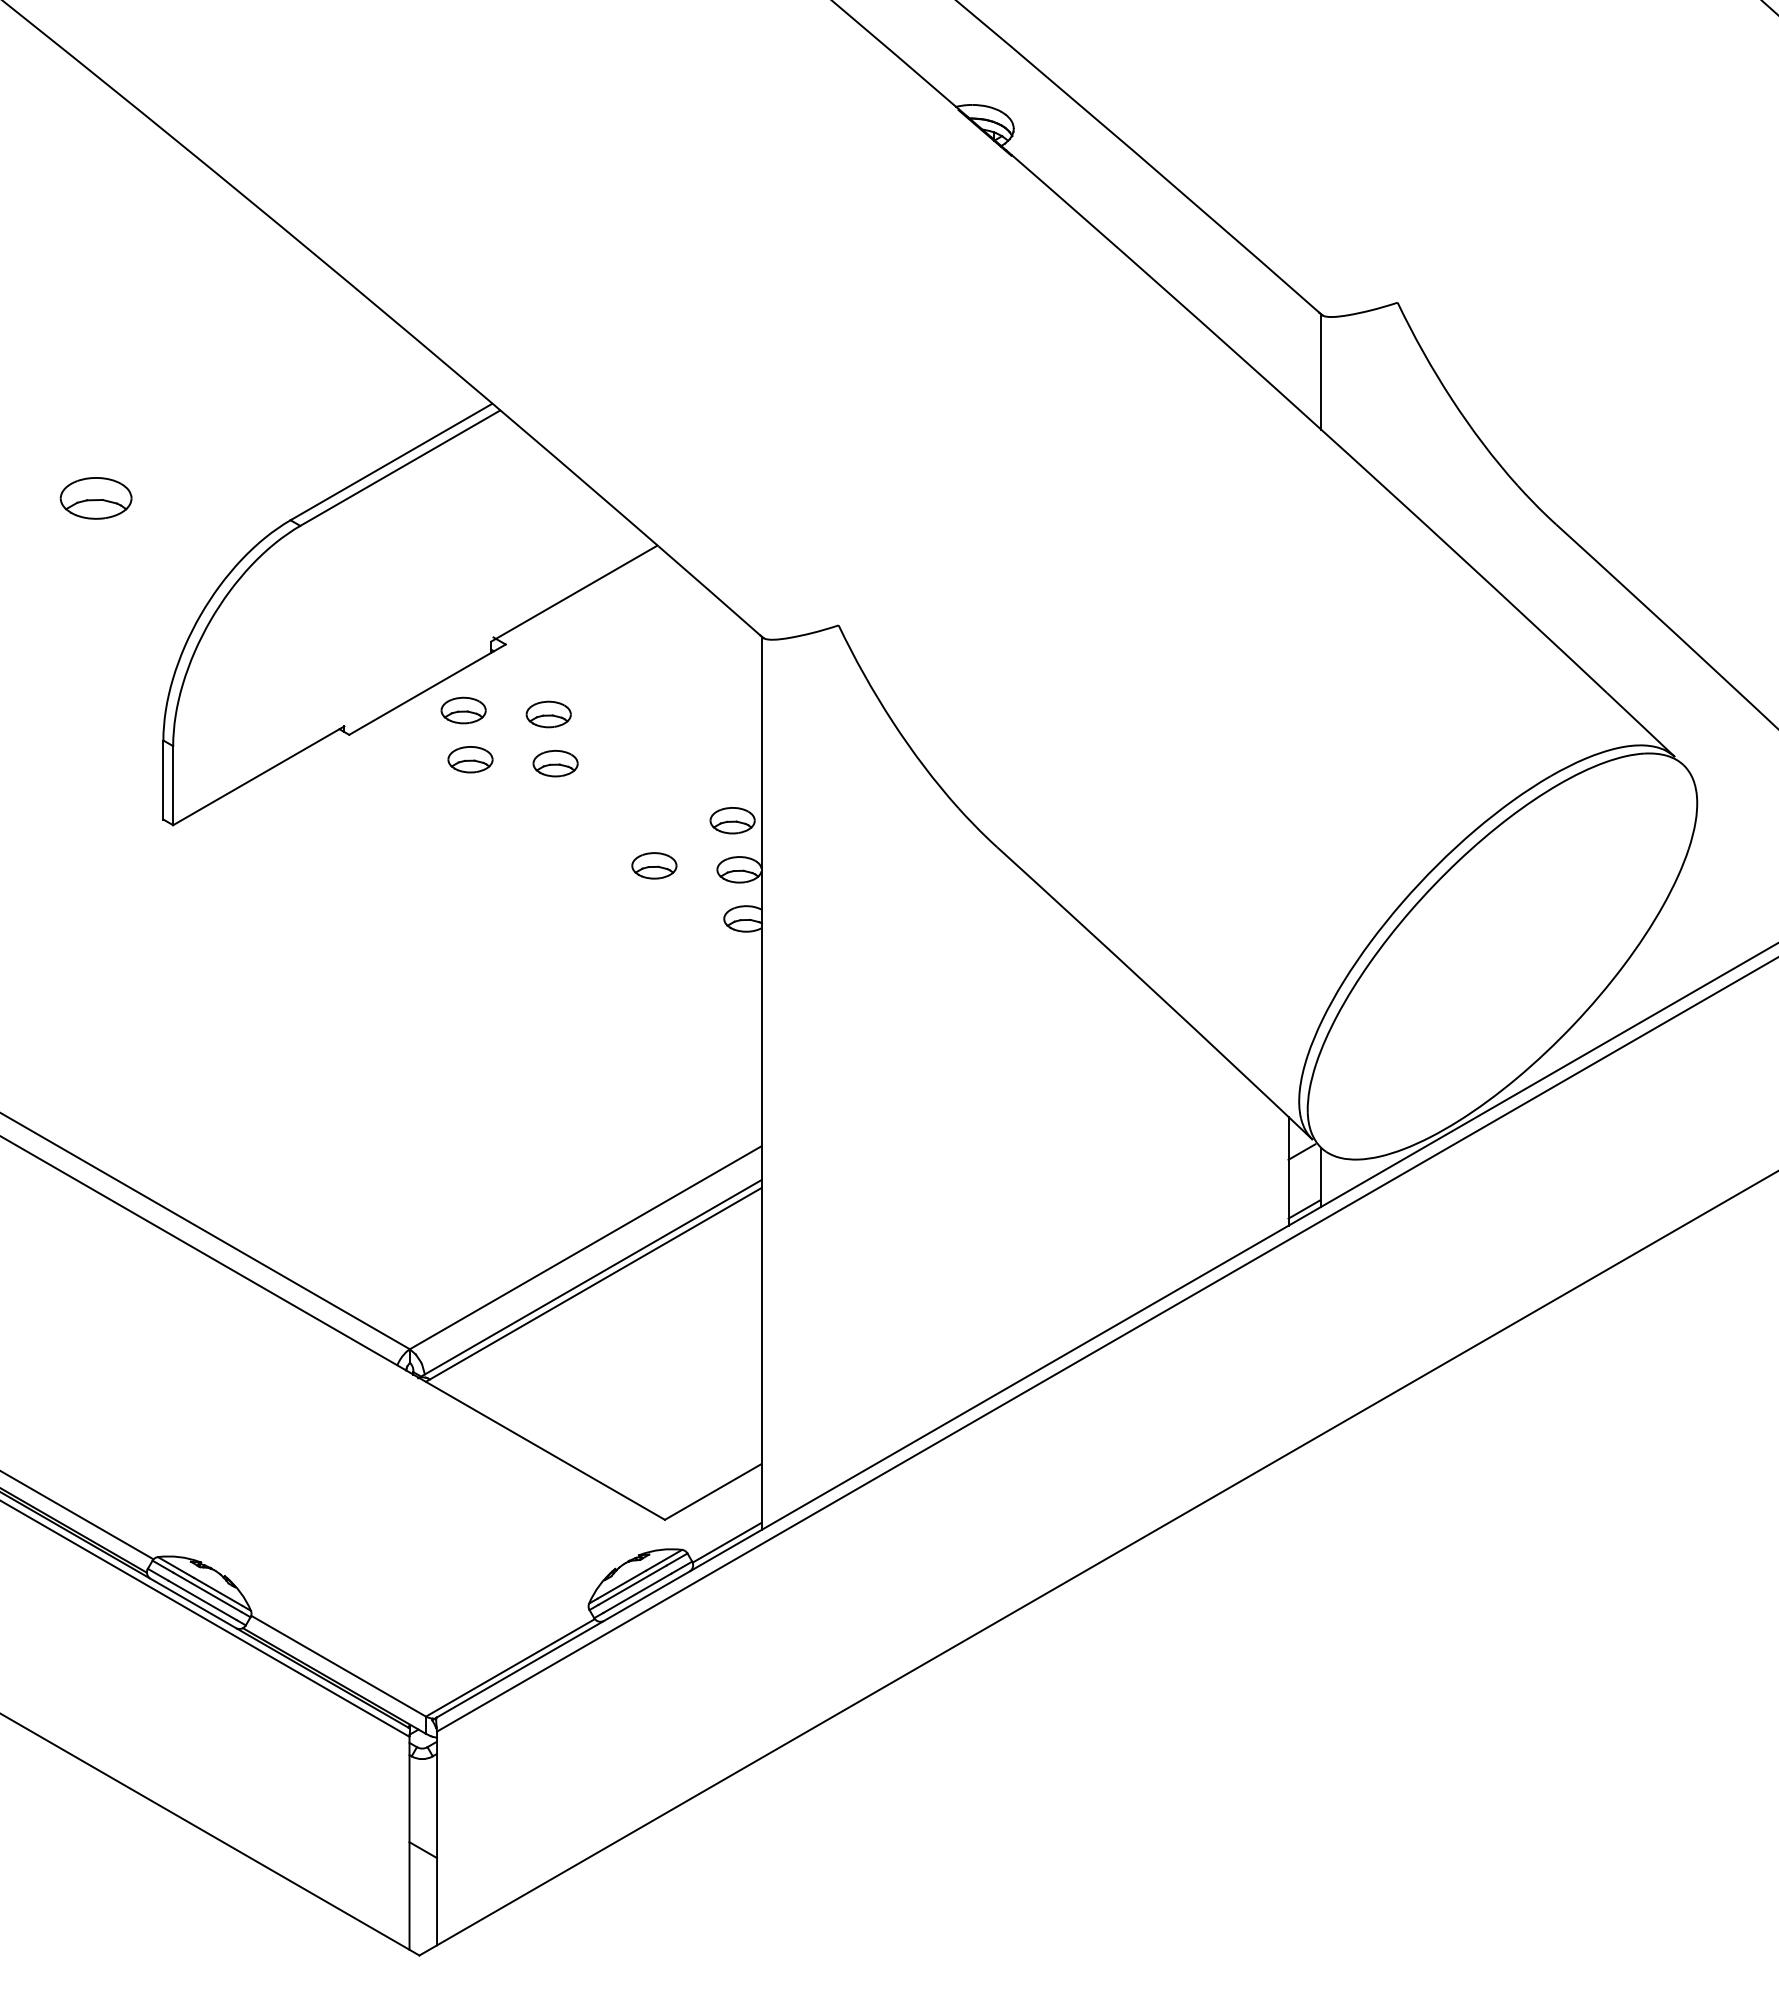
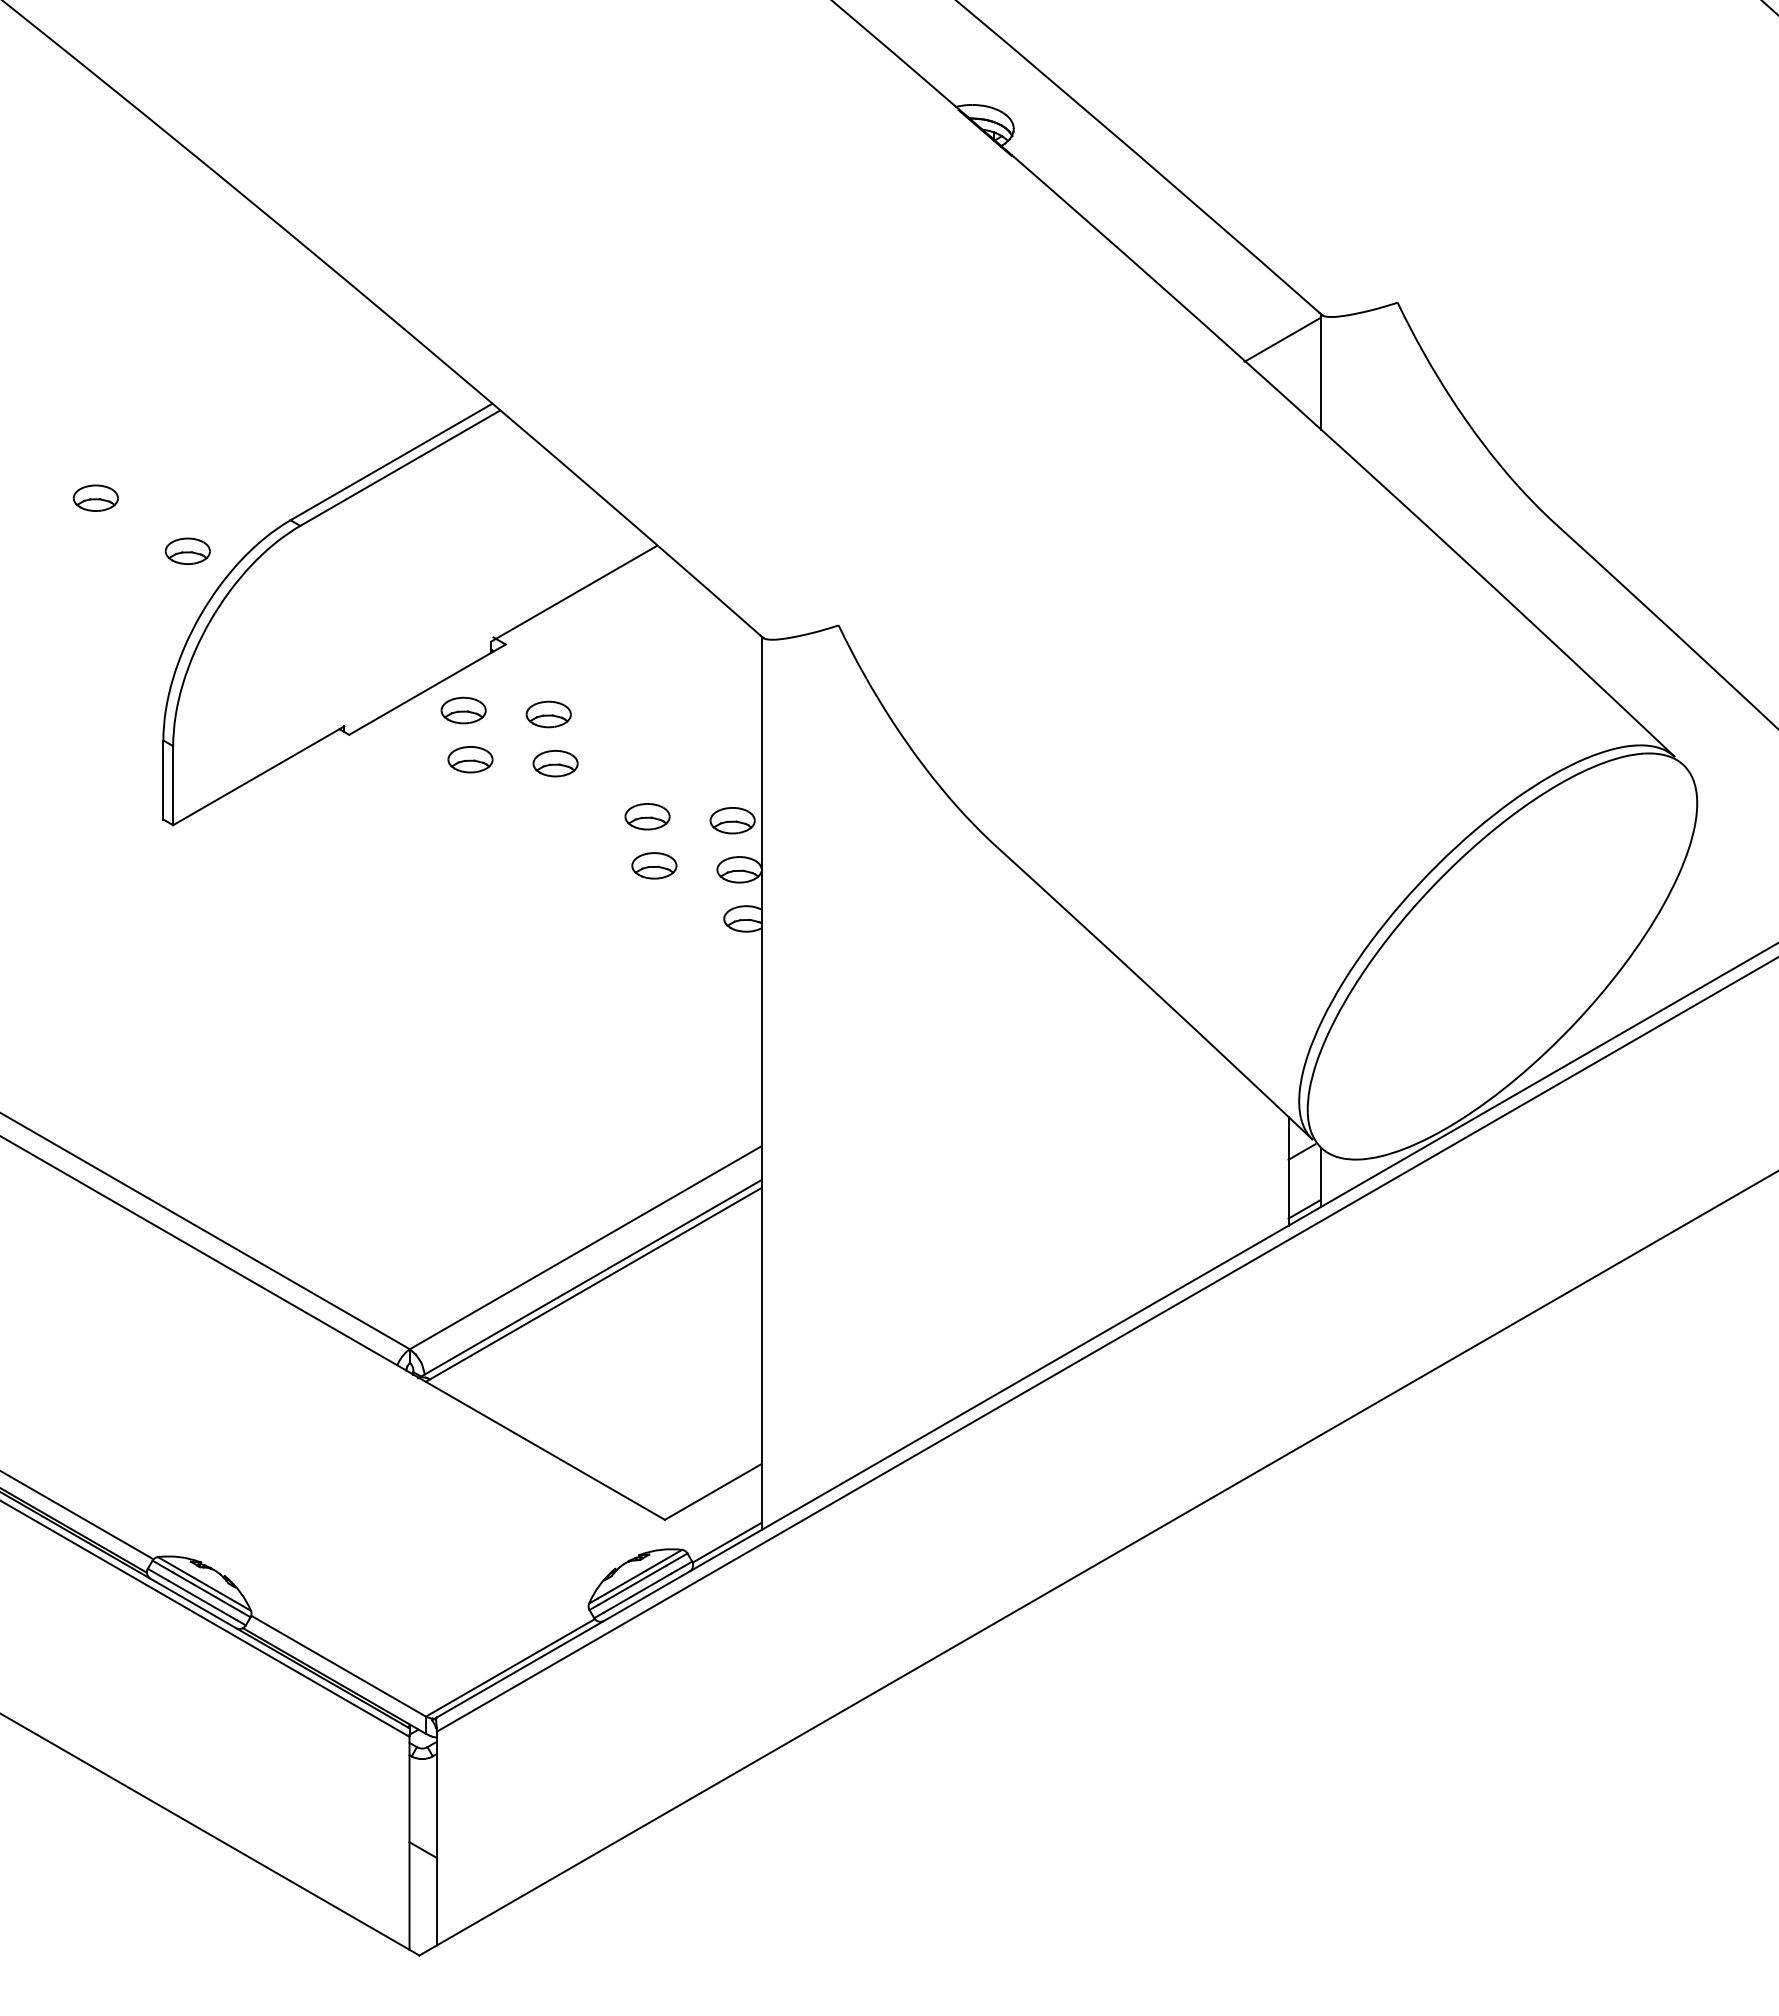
line: none -> present (1282, 339)
part size: 74x43 px -> 47x28 px (95, 497)
part: none -> present (187, 550)
part: none -> present (647, 816)
